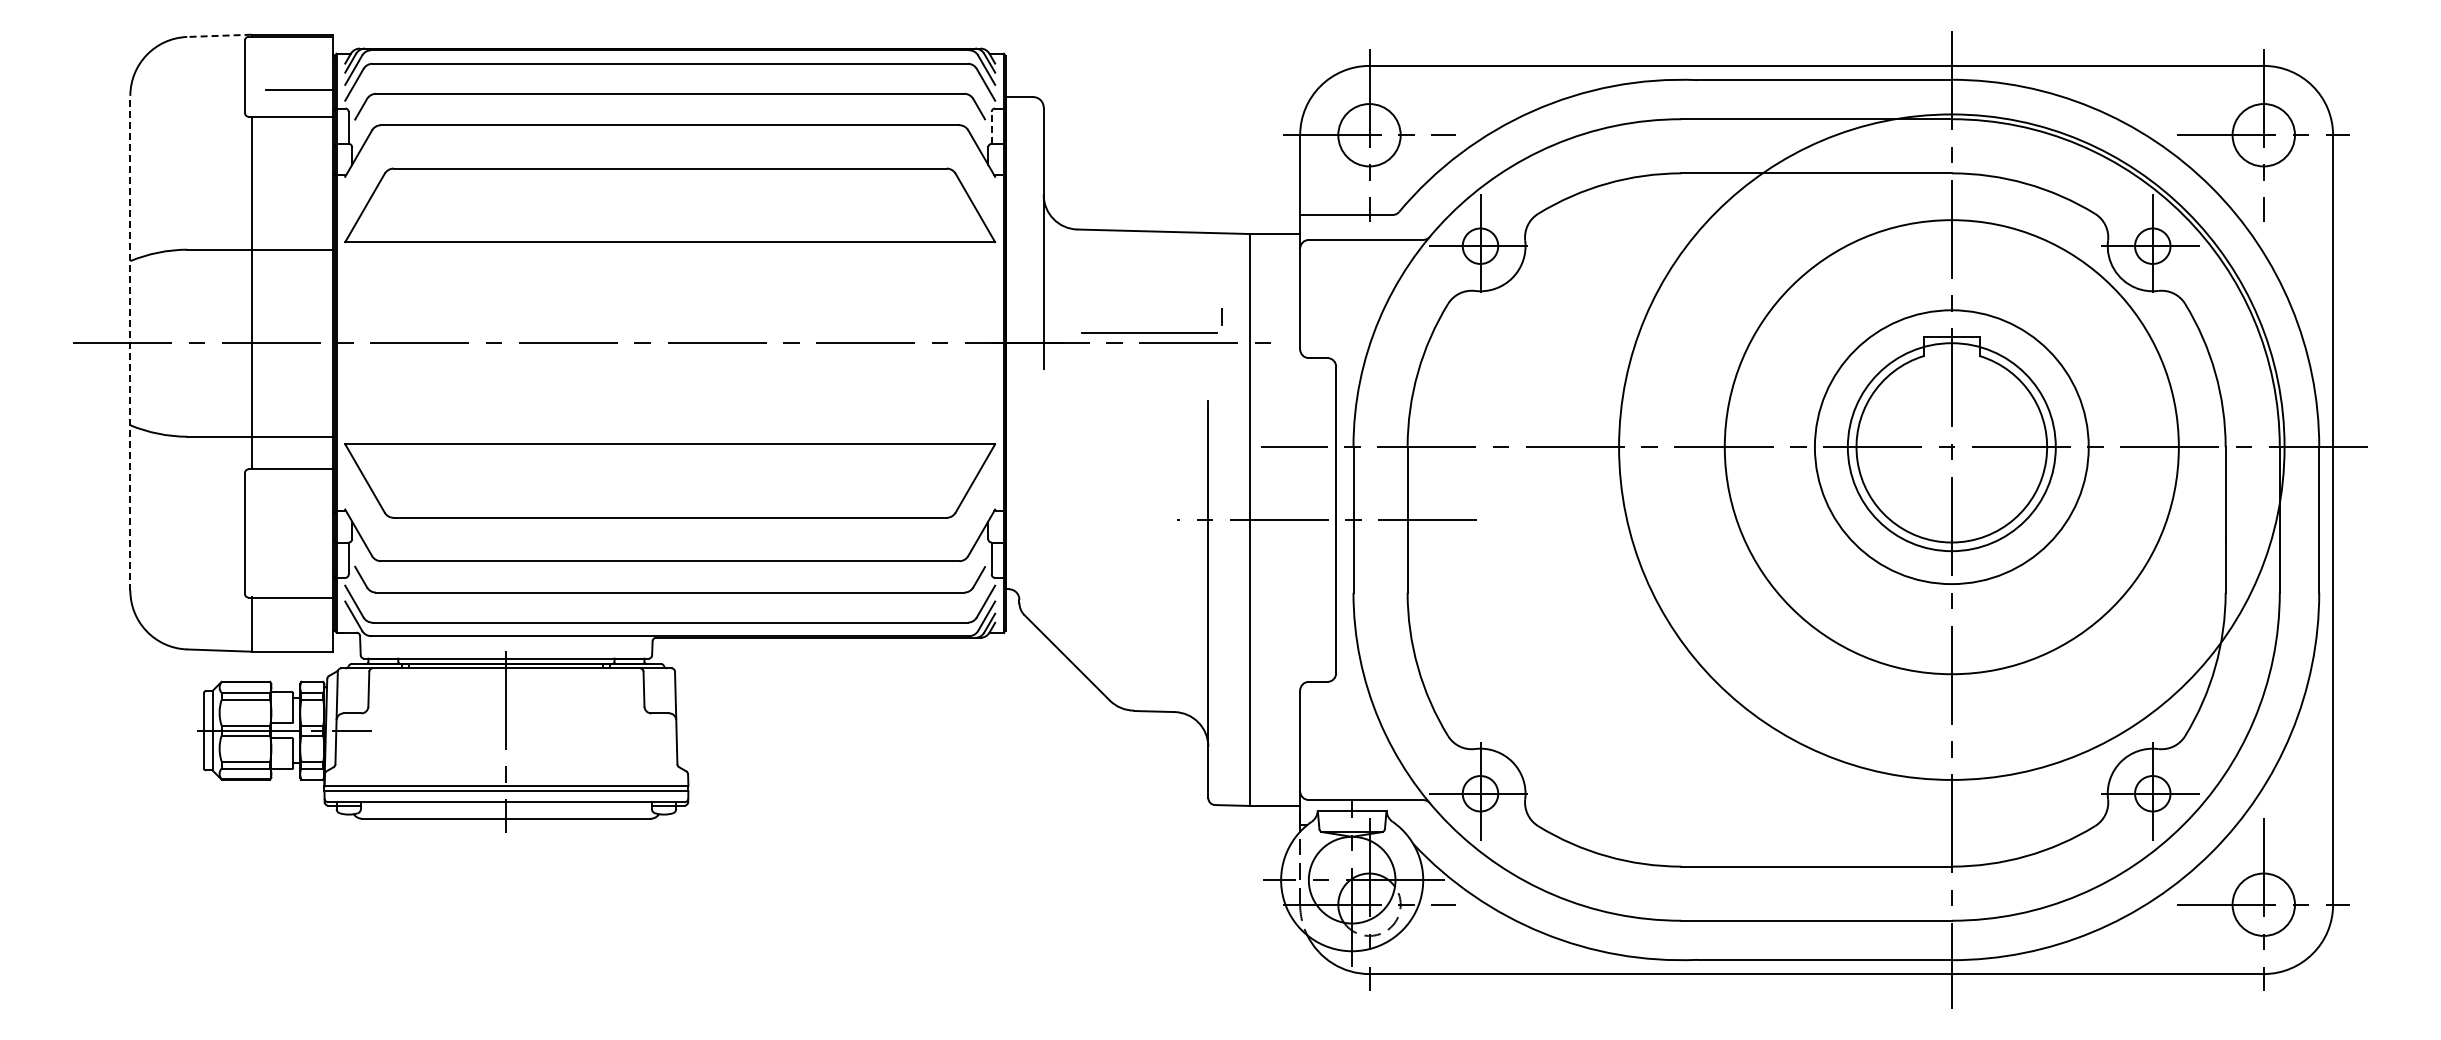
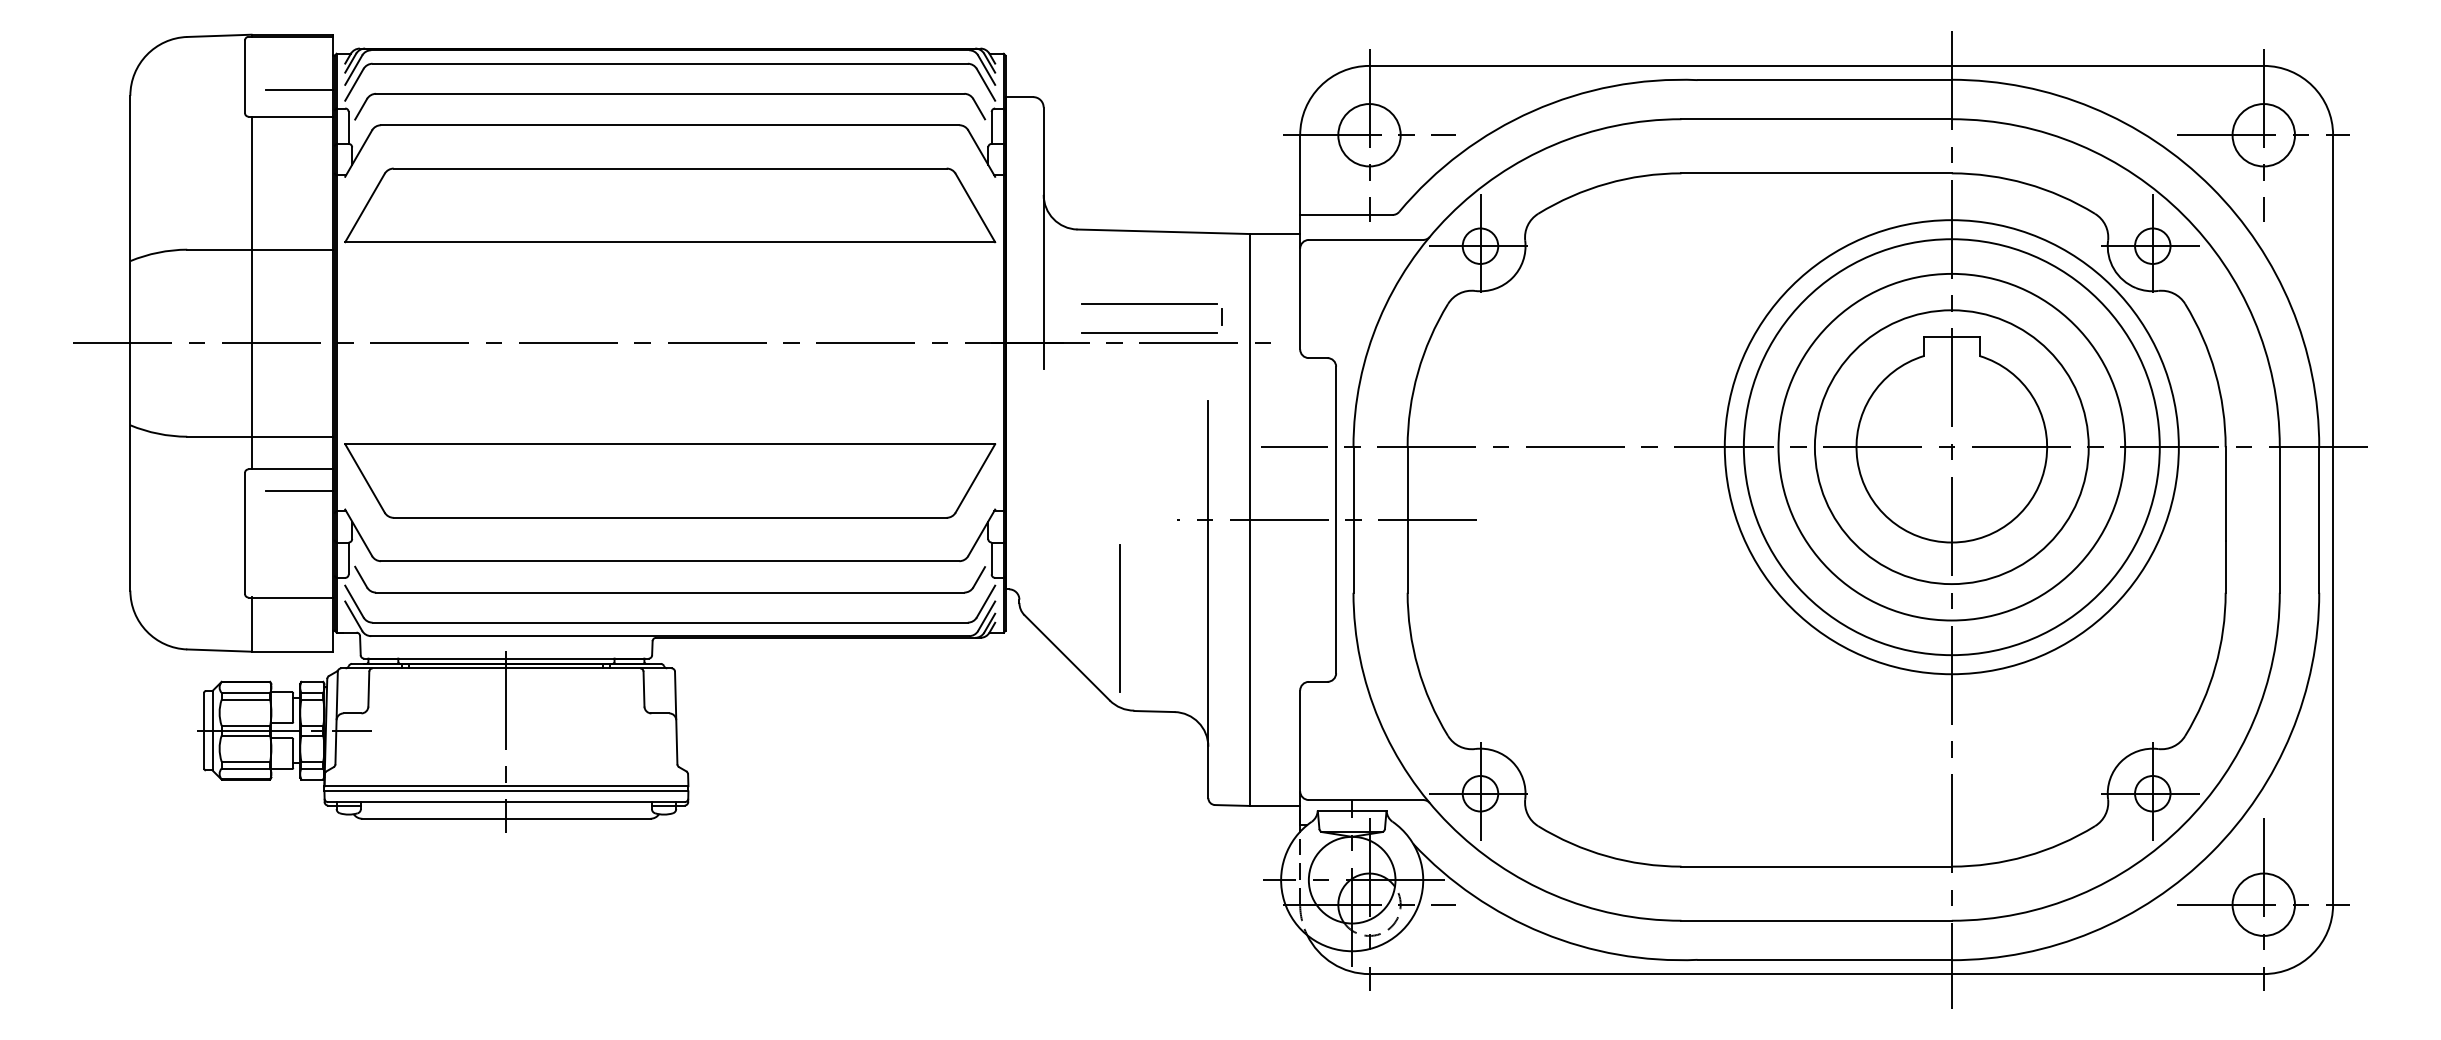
line: dashed -> solid (218, 35)
line: dashed -> solid (991, 127)
line: none -> present (1149, 303)
line: dashed -> solid (130, 342)
circle diameter: 666 px -> 416 px (1951, 447)
circle diameter: 208 px -> 347 px (1951, 446)
line: none -> present (299, 490)
line: none -> present (1119, 618)
